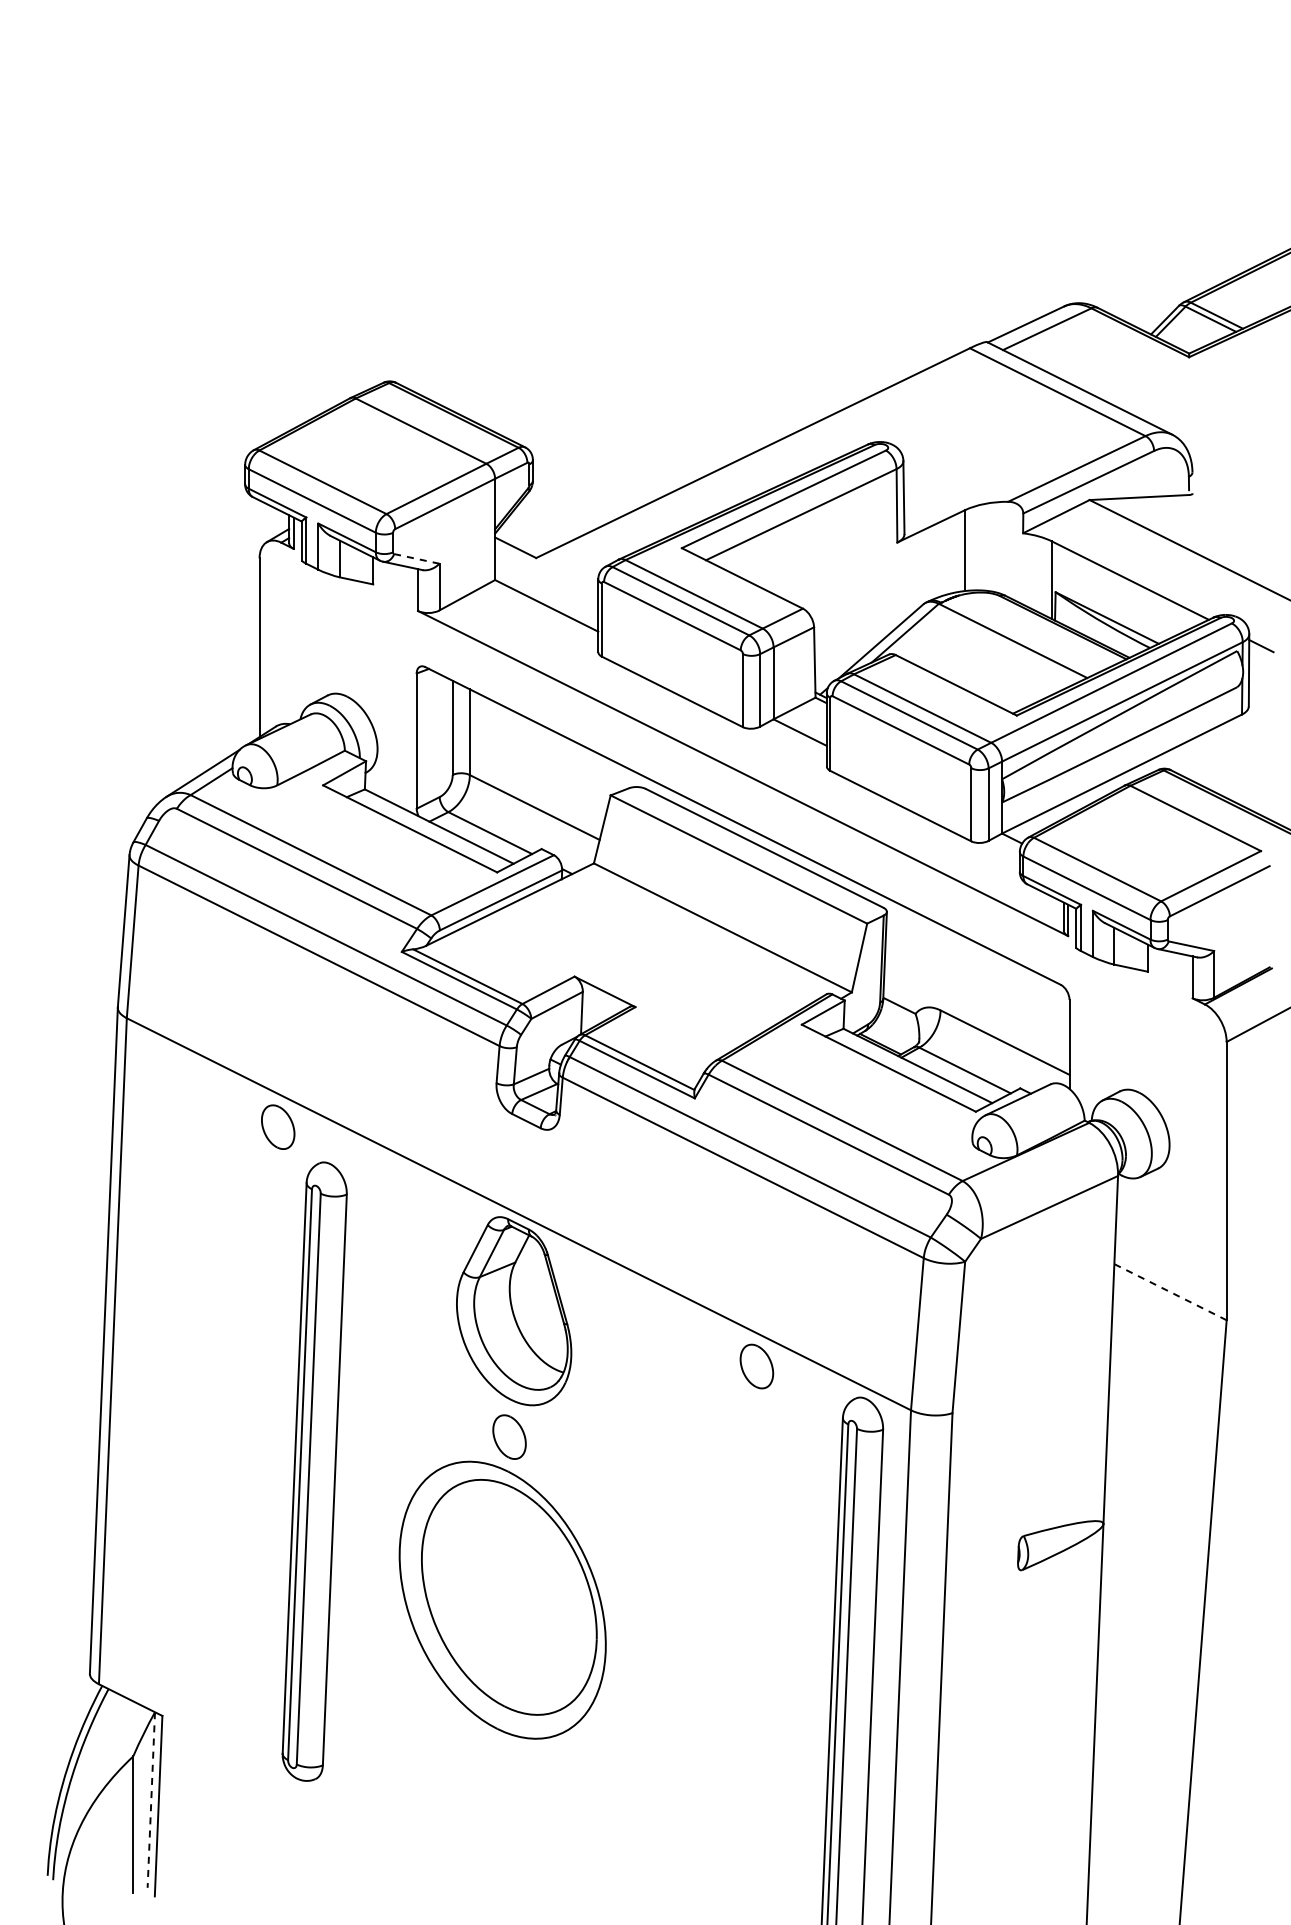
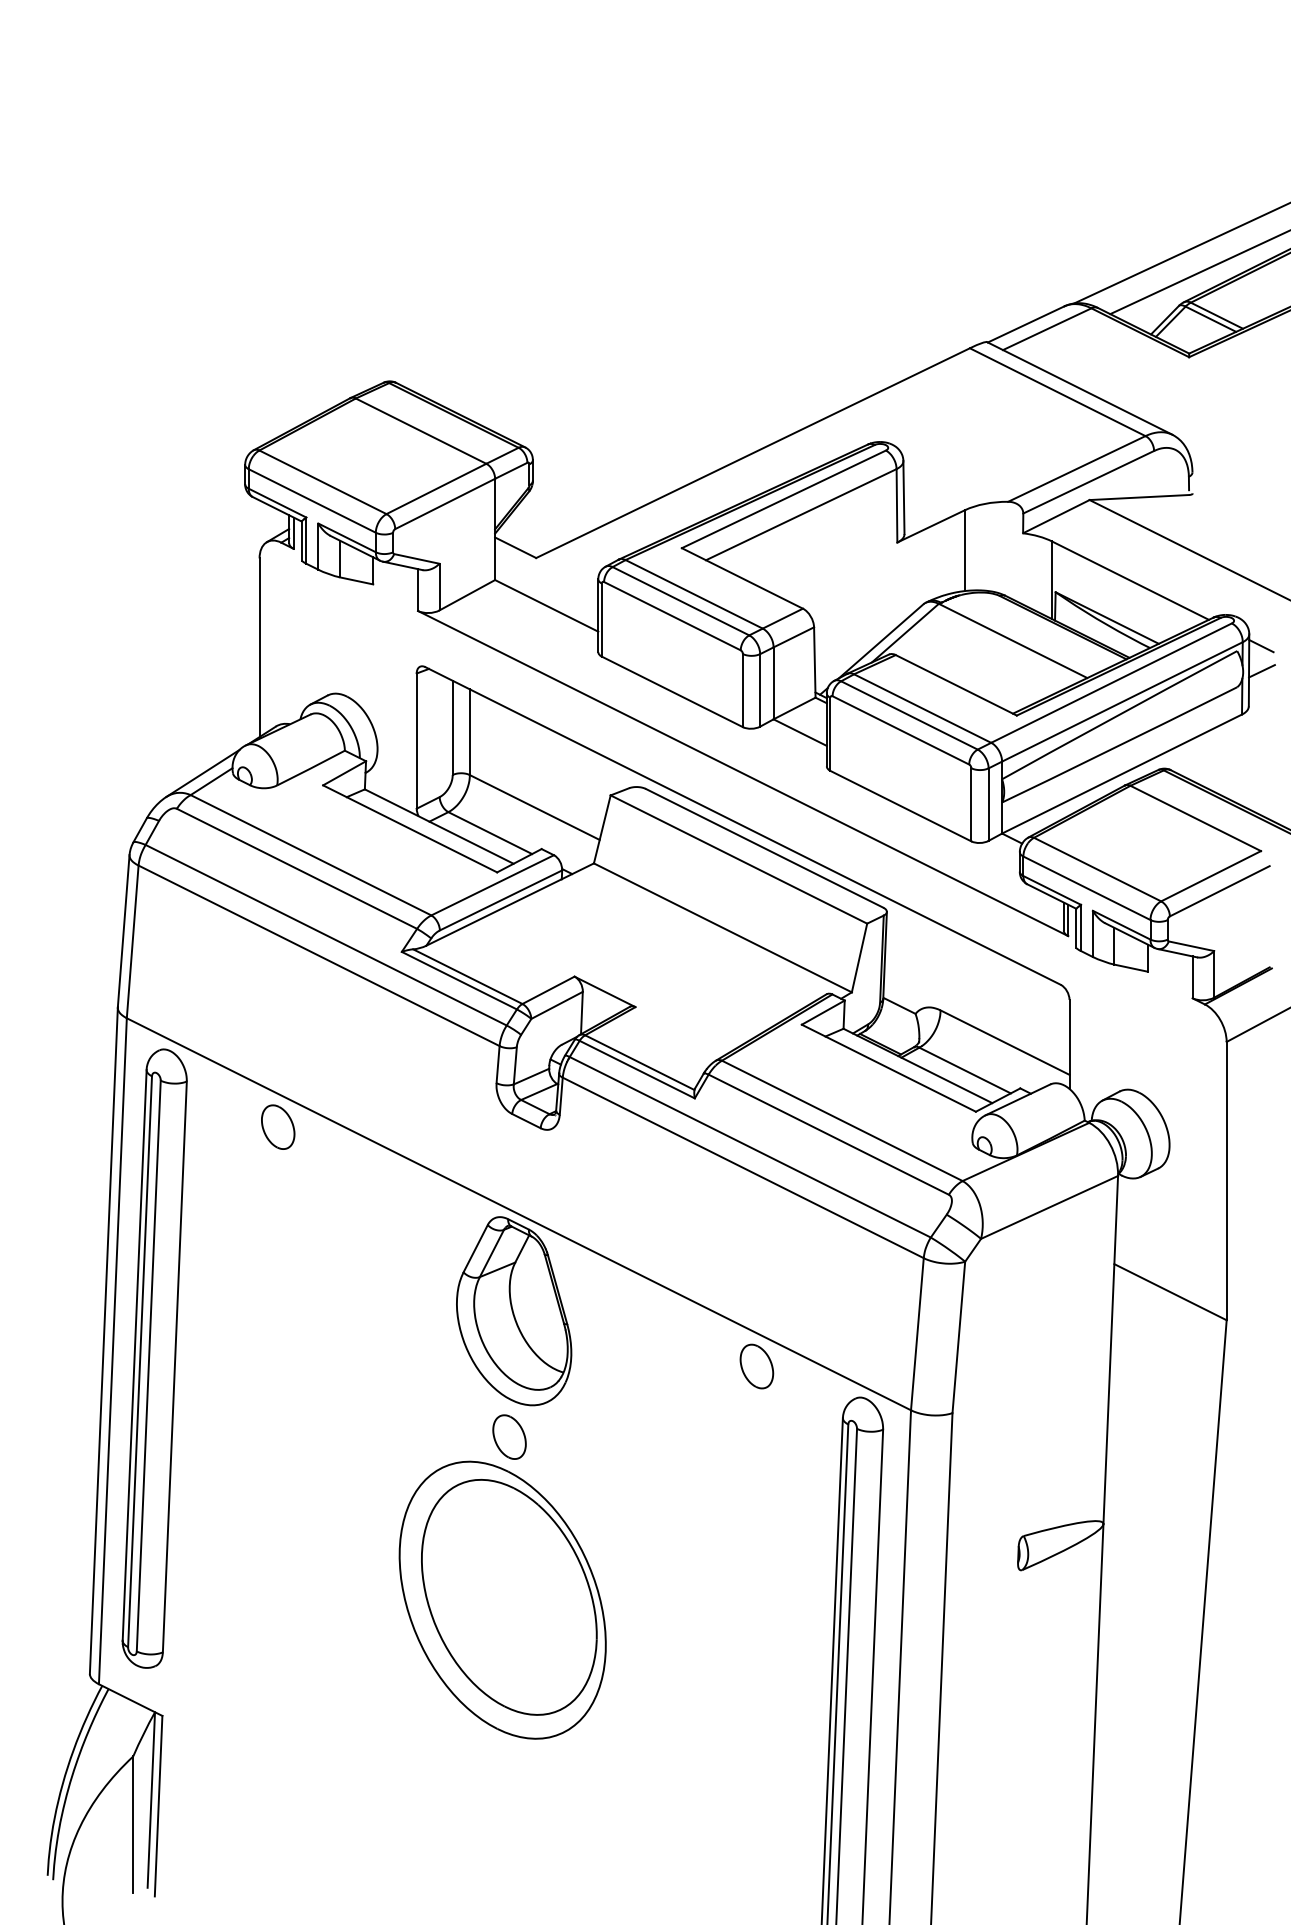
line: none -> present (1180, 253)
line: none -> present (1198, 272)
line: dashed -> solid (416, 558)
line: none -> present (1261, 671)
line: dashed -> solid (1170, 1292)
part position: (314, 1471) -> (154, 1358) (154, 1358)
line: dashed -> solid (151, 1800)
